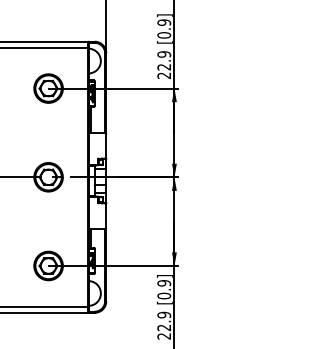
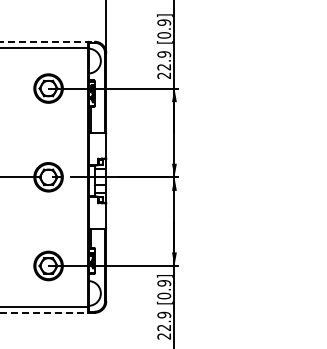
line: solid -> dashed (47, 41)
line: solid -> dashed (47, 312)
